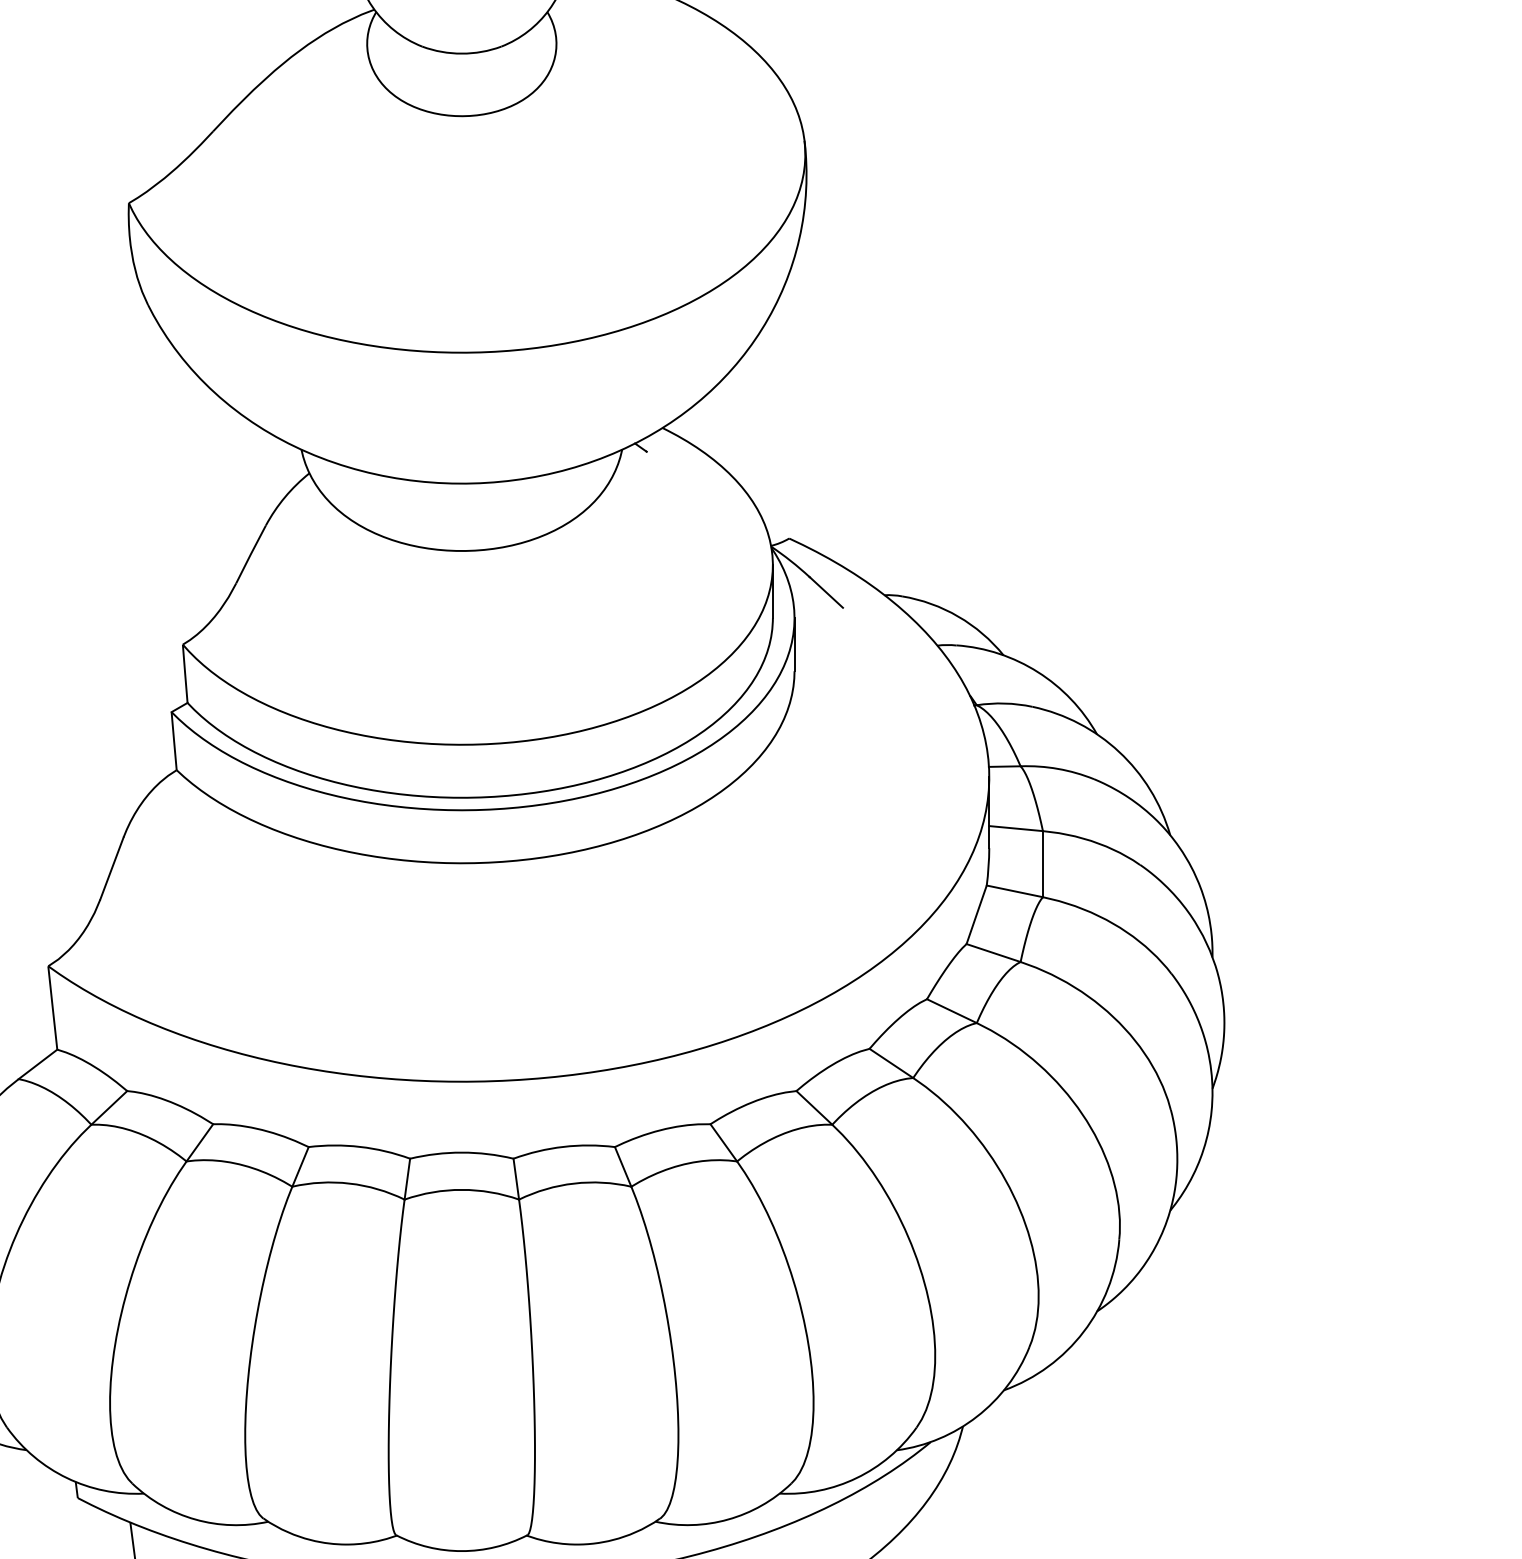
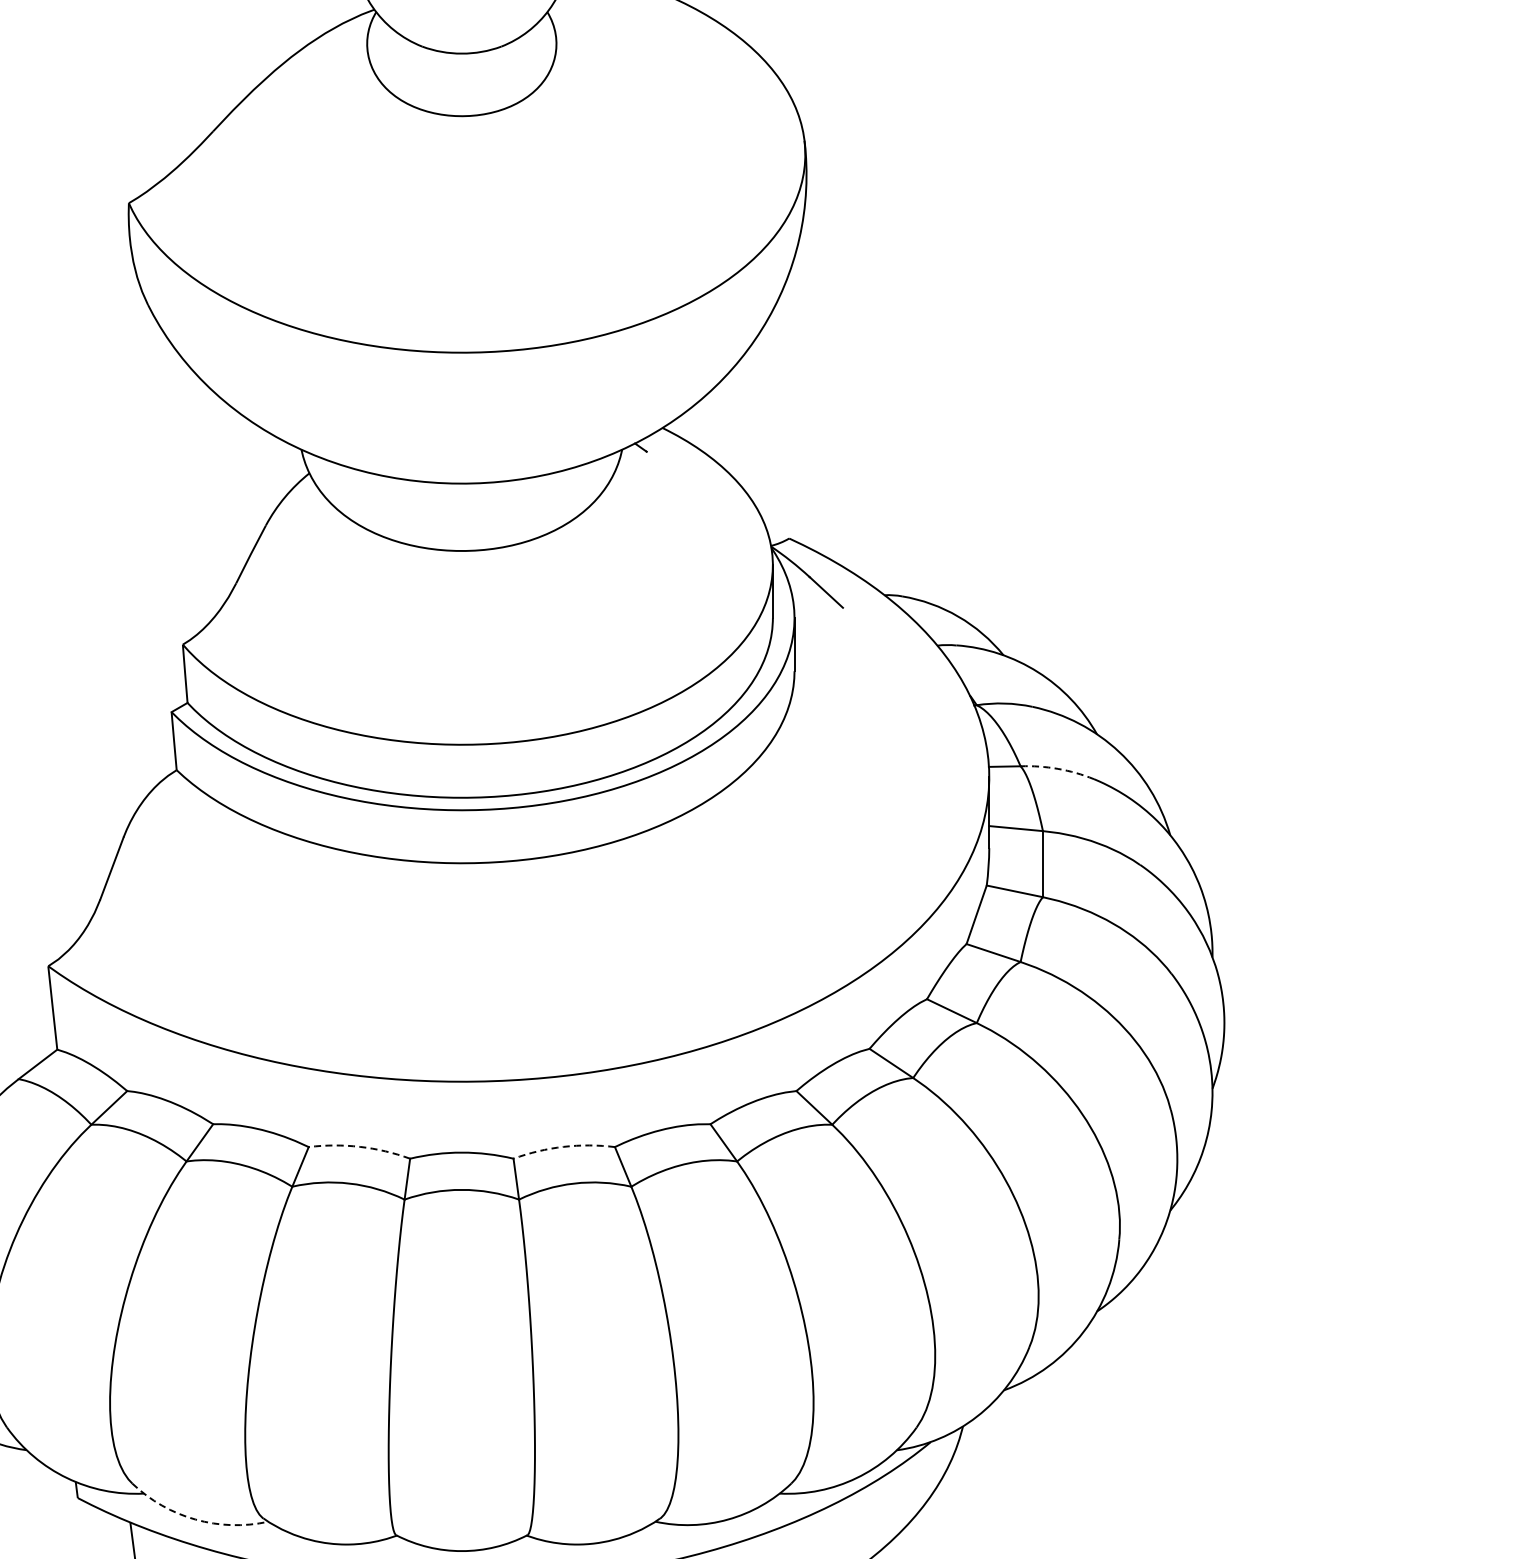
arc: solid -> dashed (1058, 768)
arc: solid -> dashed (360, 1146)
arc: solid -> dashed (563, 1146)
arc: solid -> dashed (195, 1519)
